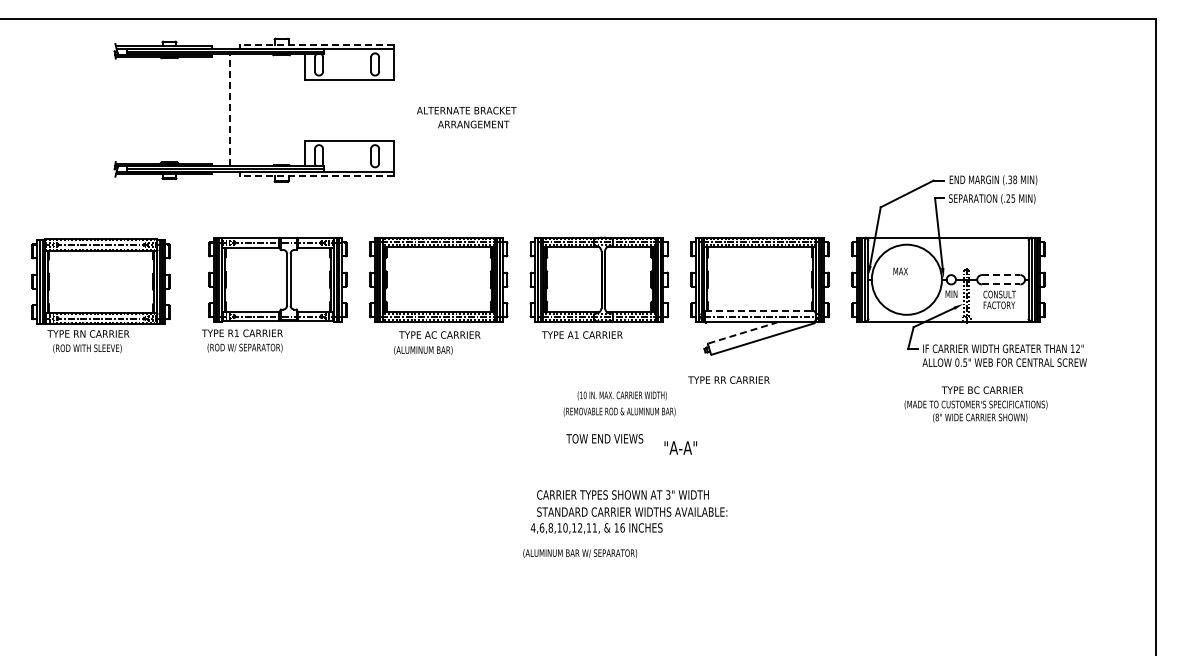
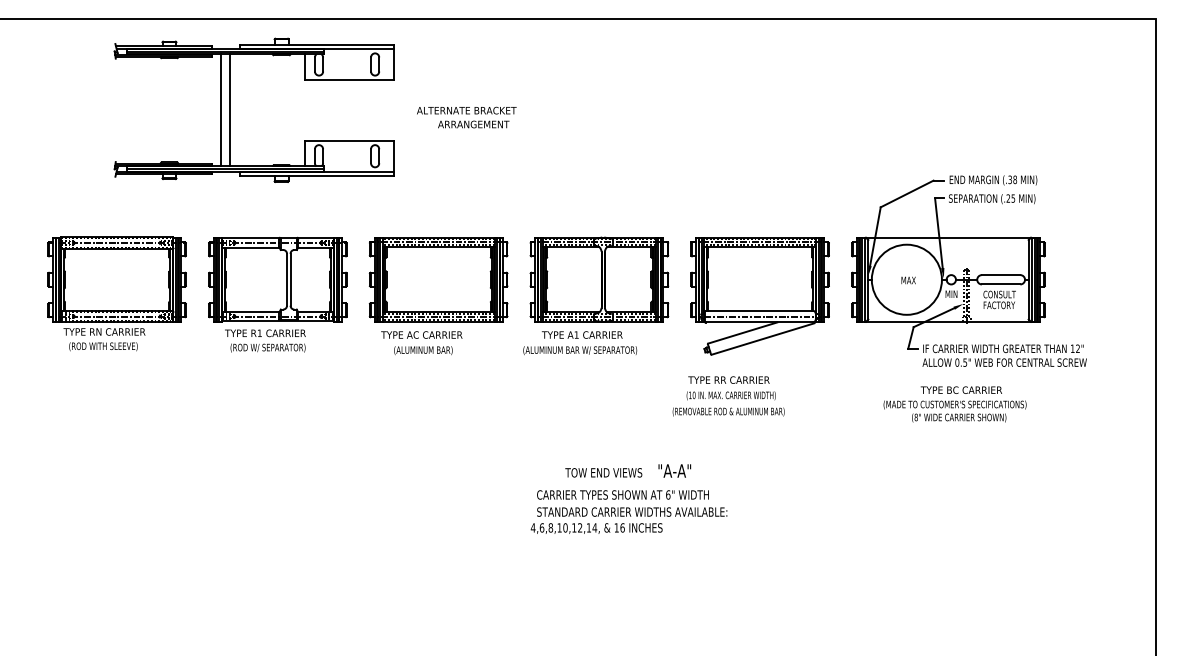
line: dashed -> solid (316, 44)
line: dashed -> solid (230, 109)
line: none -> present (220, 110)
line: dashed -> solid (316, 176)
text position: (900, 271) -> (908, 280) (908, 280)
line: dashed -> solid (1001, 275)
line: dashed -> solid (1001, 284)
part position: (100, 295) -> (116, 293) (116, 293)
line: dashed -> solid (758, 310)
line: dashed -> solid (743, 332)
text position: (439, 334) -> (421, 334) (421, 334)
text position: (242, 340) -> (265, 340) (265, 340)
text position: (619, 403) -> (728, 403) (728, 403)
text position: (975, 404) -> (954, 404) (954, 404)
text position: (604, 438) -> (603, 472) (603, 472)
text position: (680, 447) -> (674, 470) (674, 470)
text: 3" -> 6" (668, 494)
text: 4,6,8,10,12,11, -> 4,6,8,10,12,14, (594, 527)
text position: (580, 553) -> (580, 350) (580, 350)
